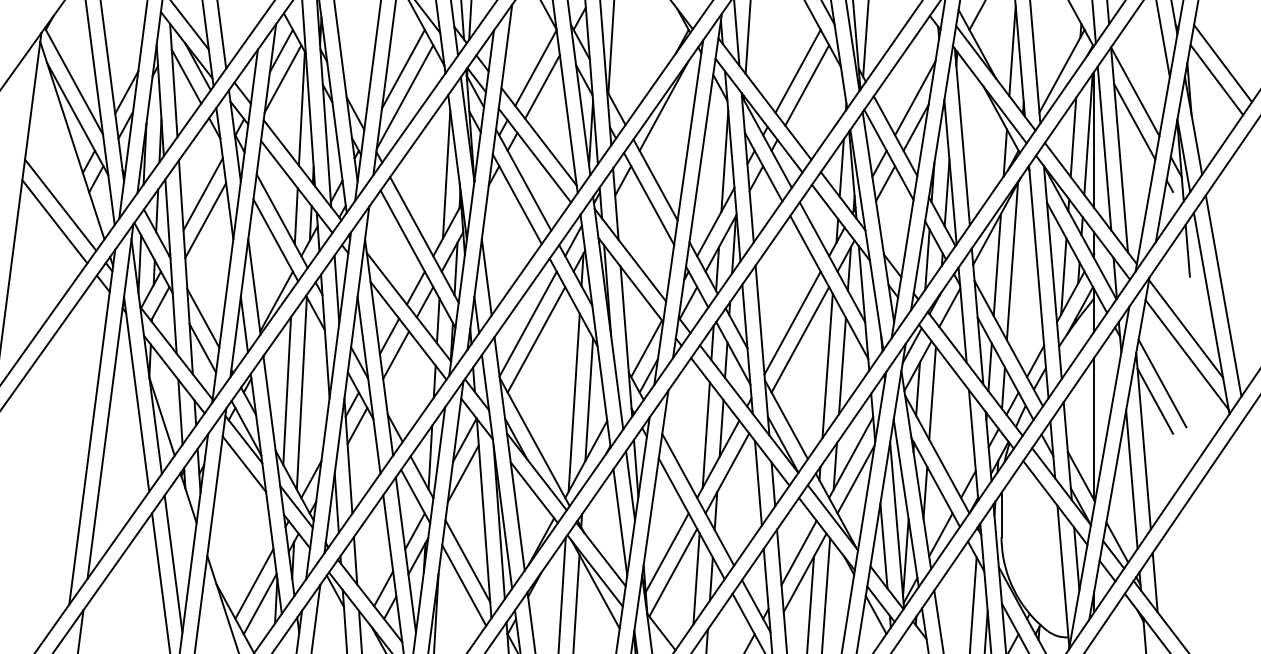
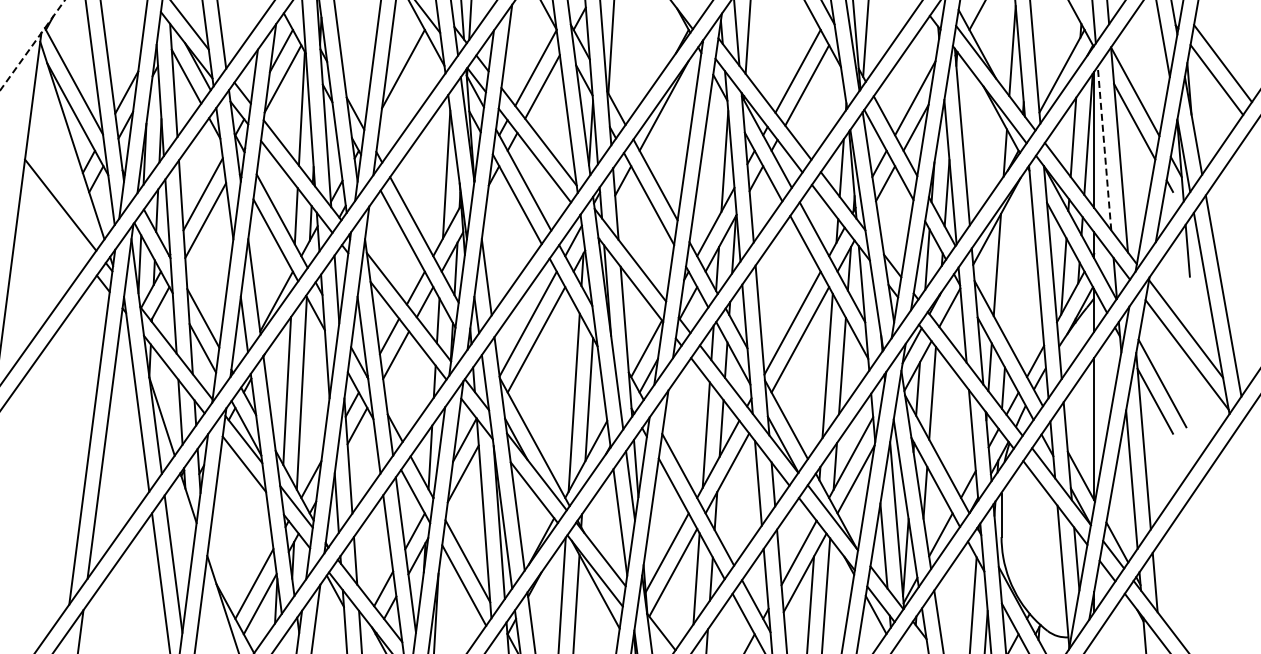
line: solid -> dashed (32, 44)
line: present -> none (404, 96)
line: solid -> dashed (1104, 148)
line: present -> none (54, 221)
line: present -> none (1012, 261)
